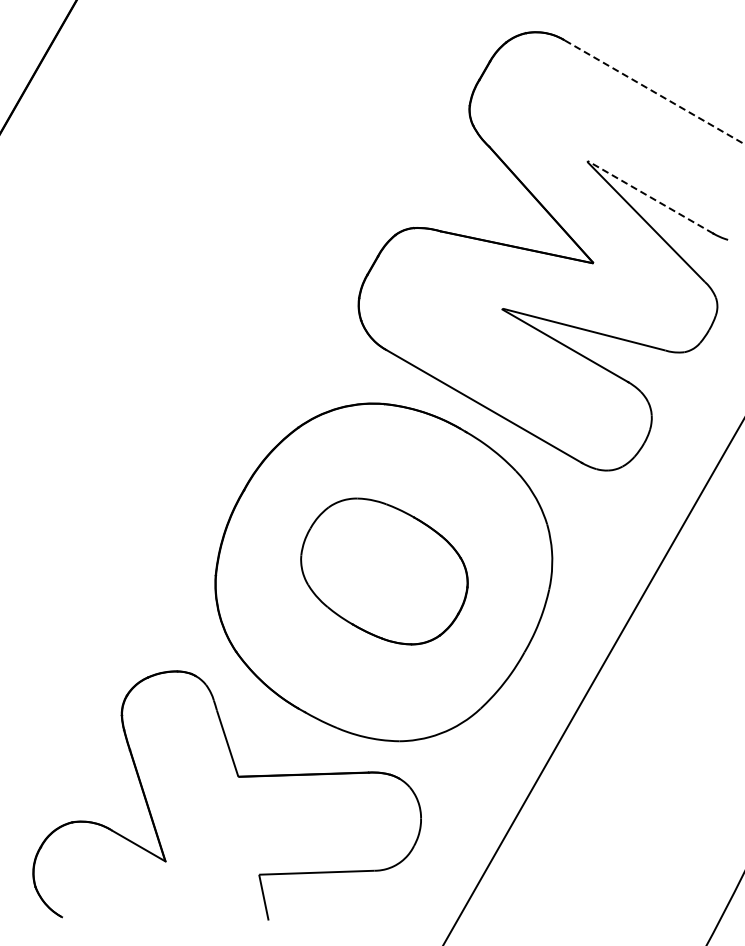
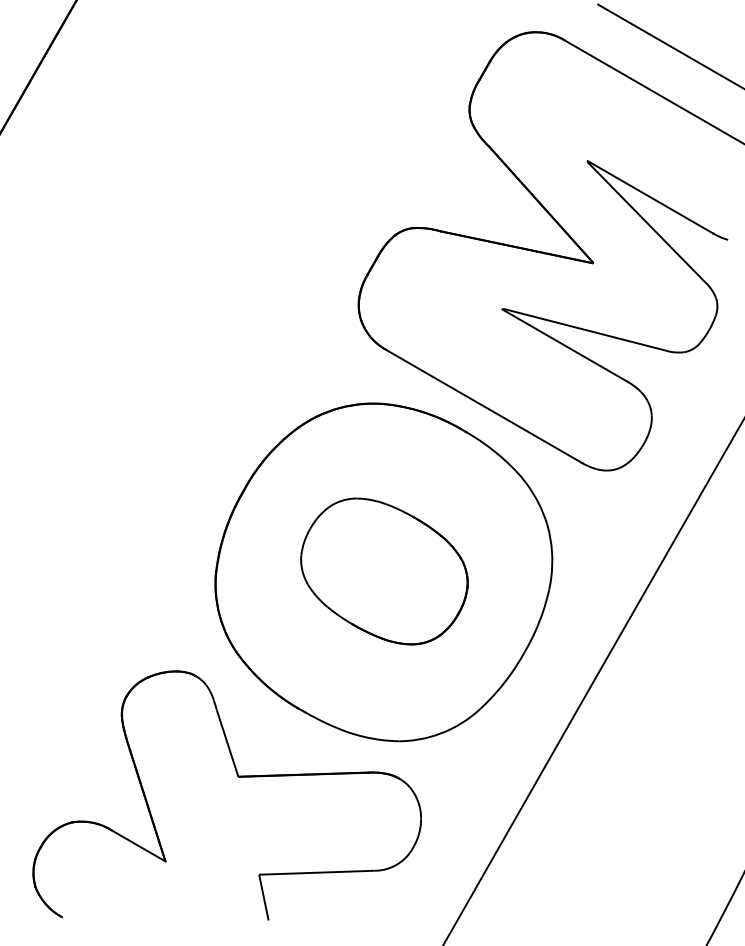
line: none -> present (669, 45)
line: dashed -> solid (654, 92)
line: dashed -> solid (650, 197)
